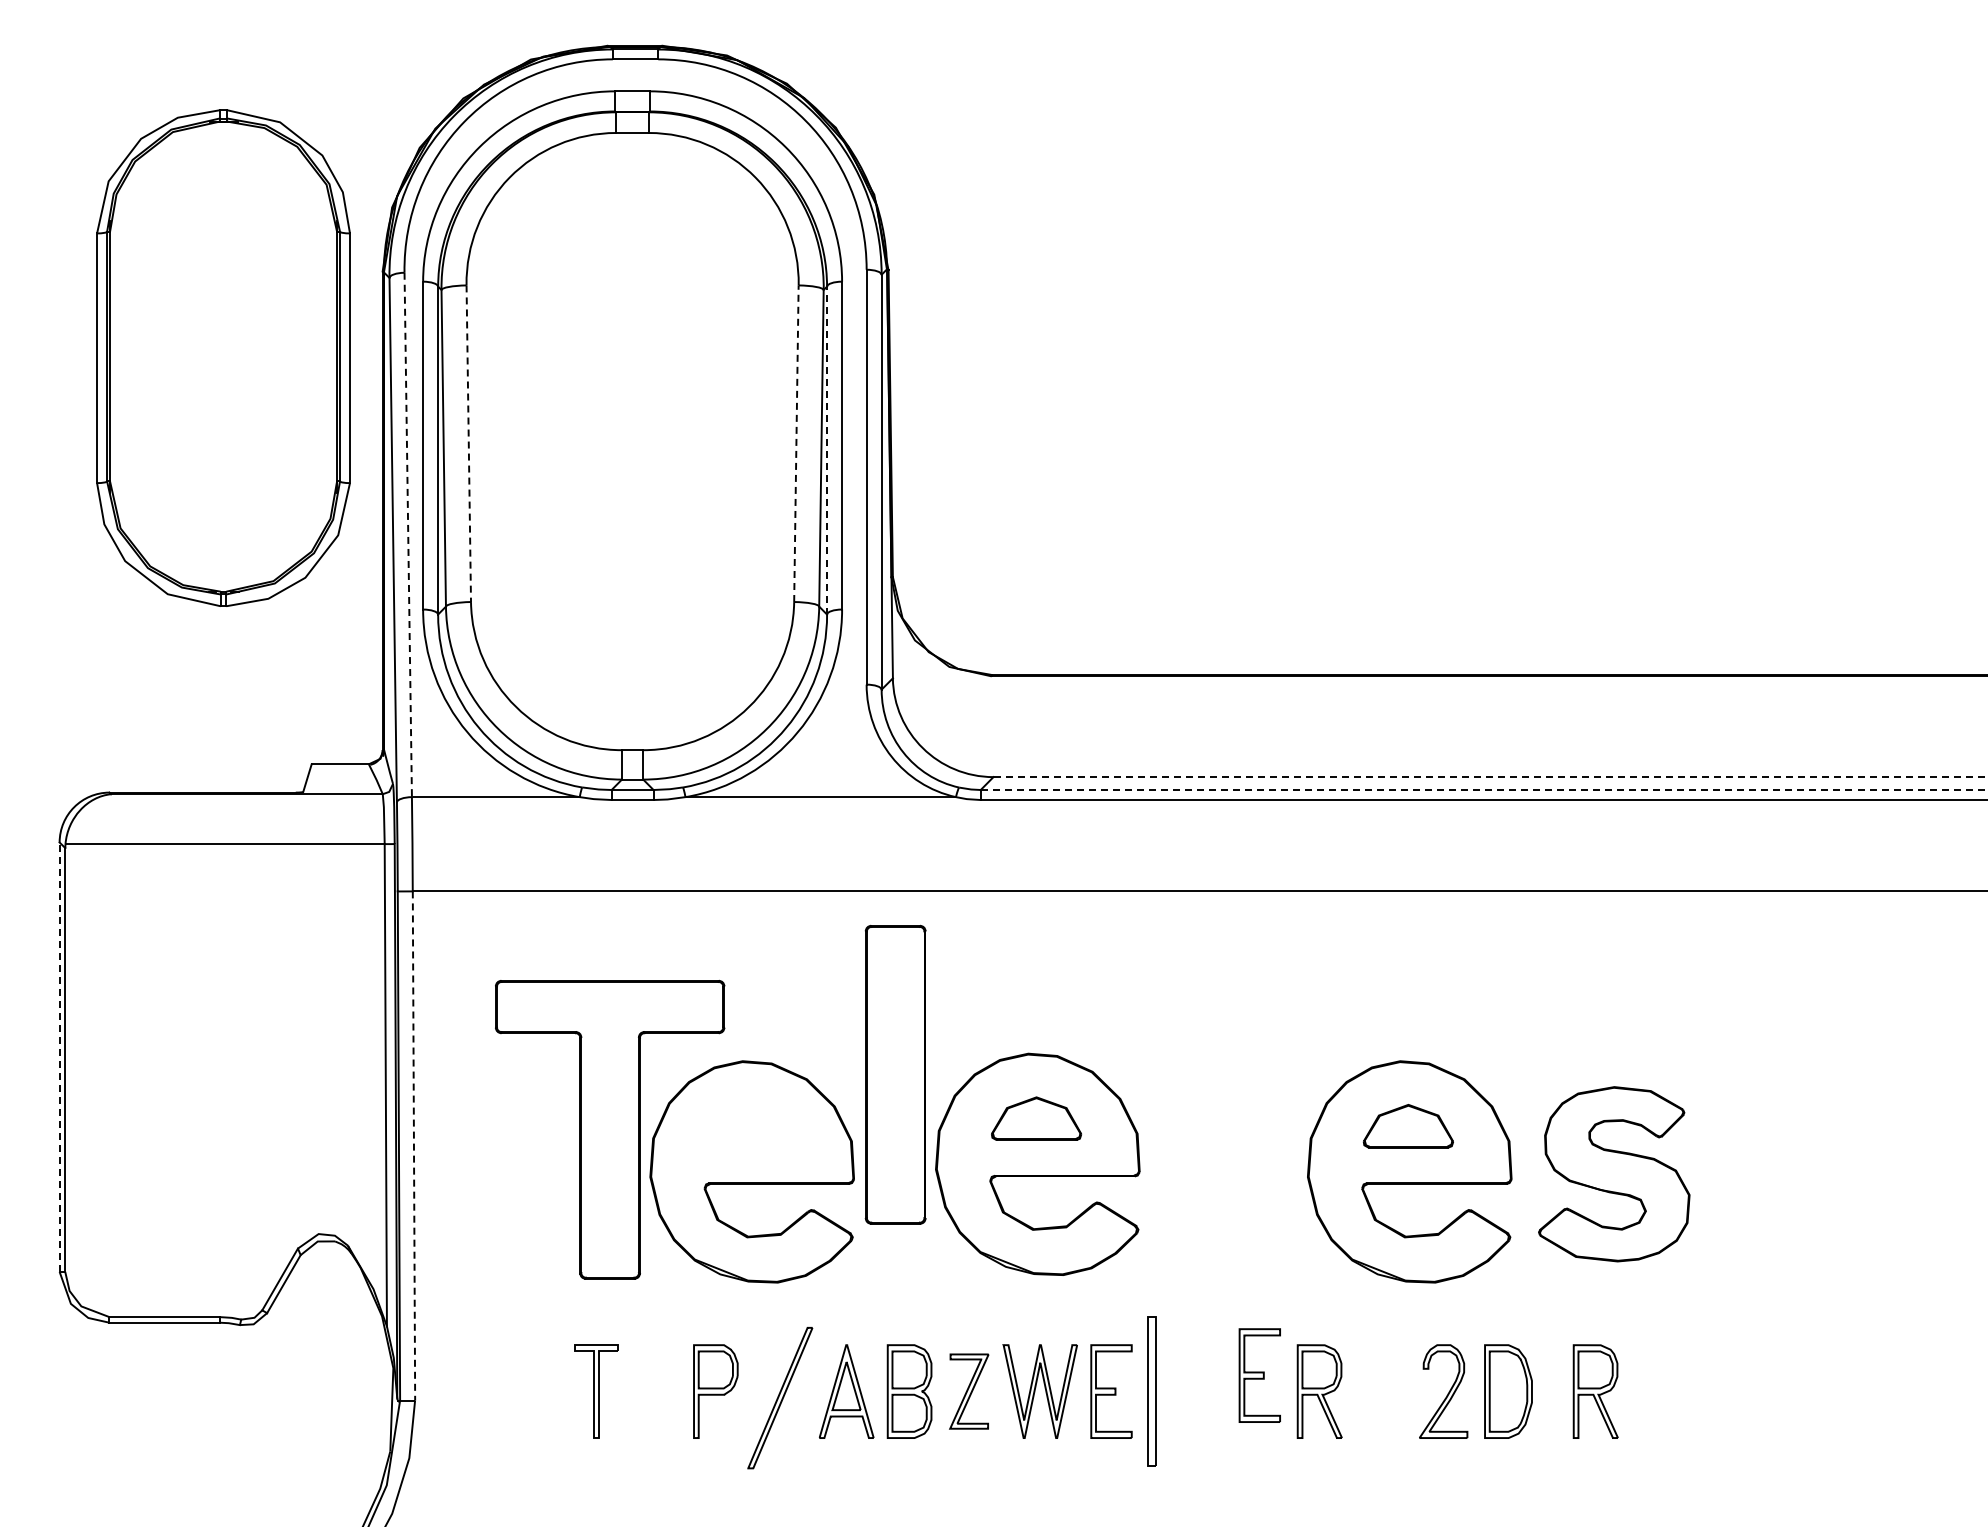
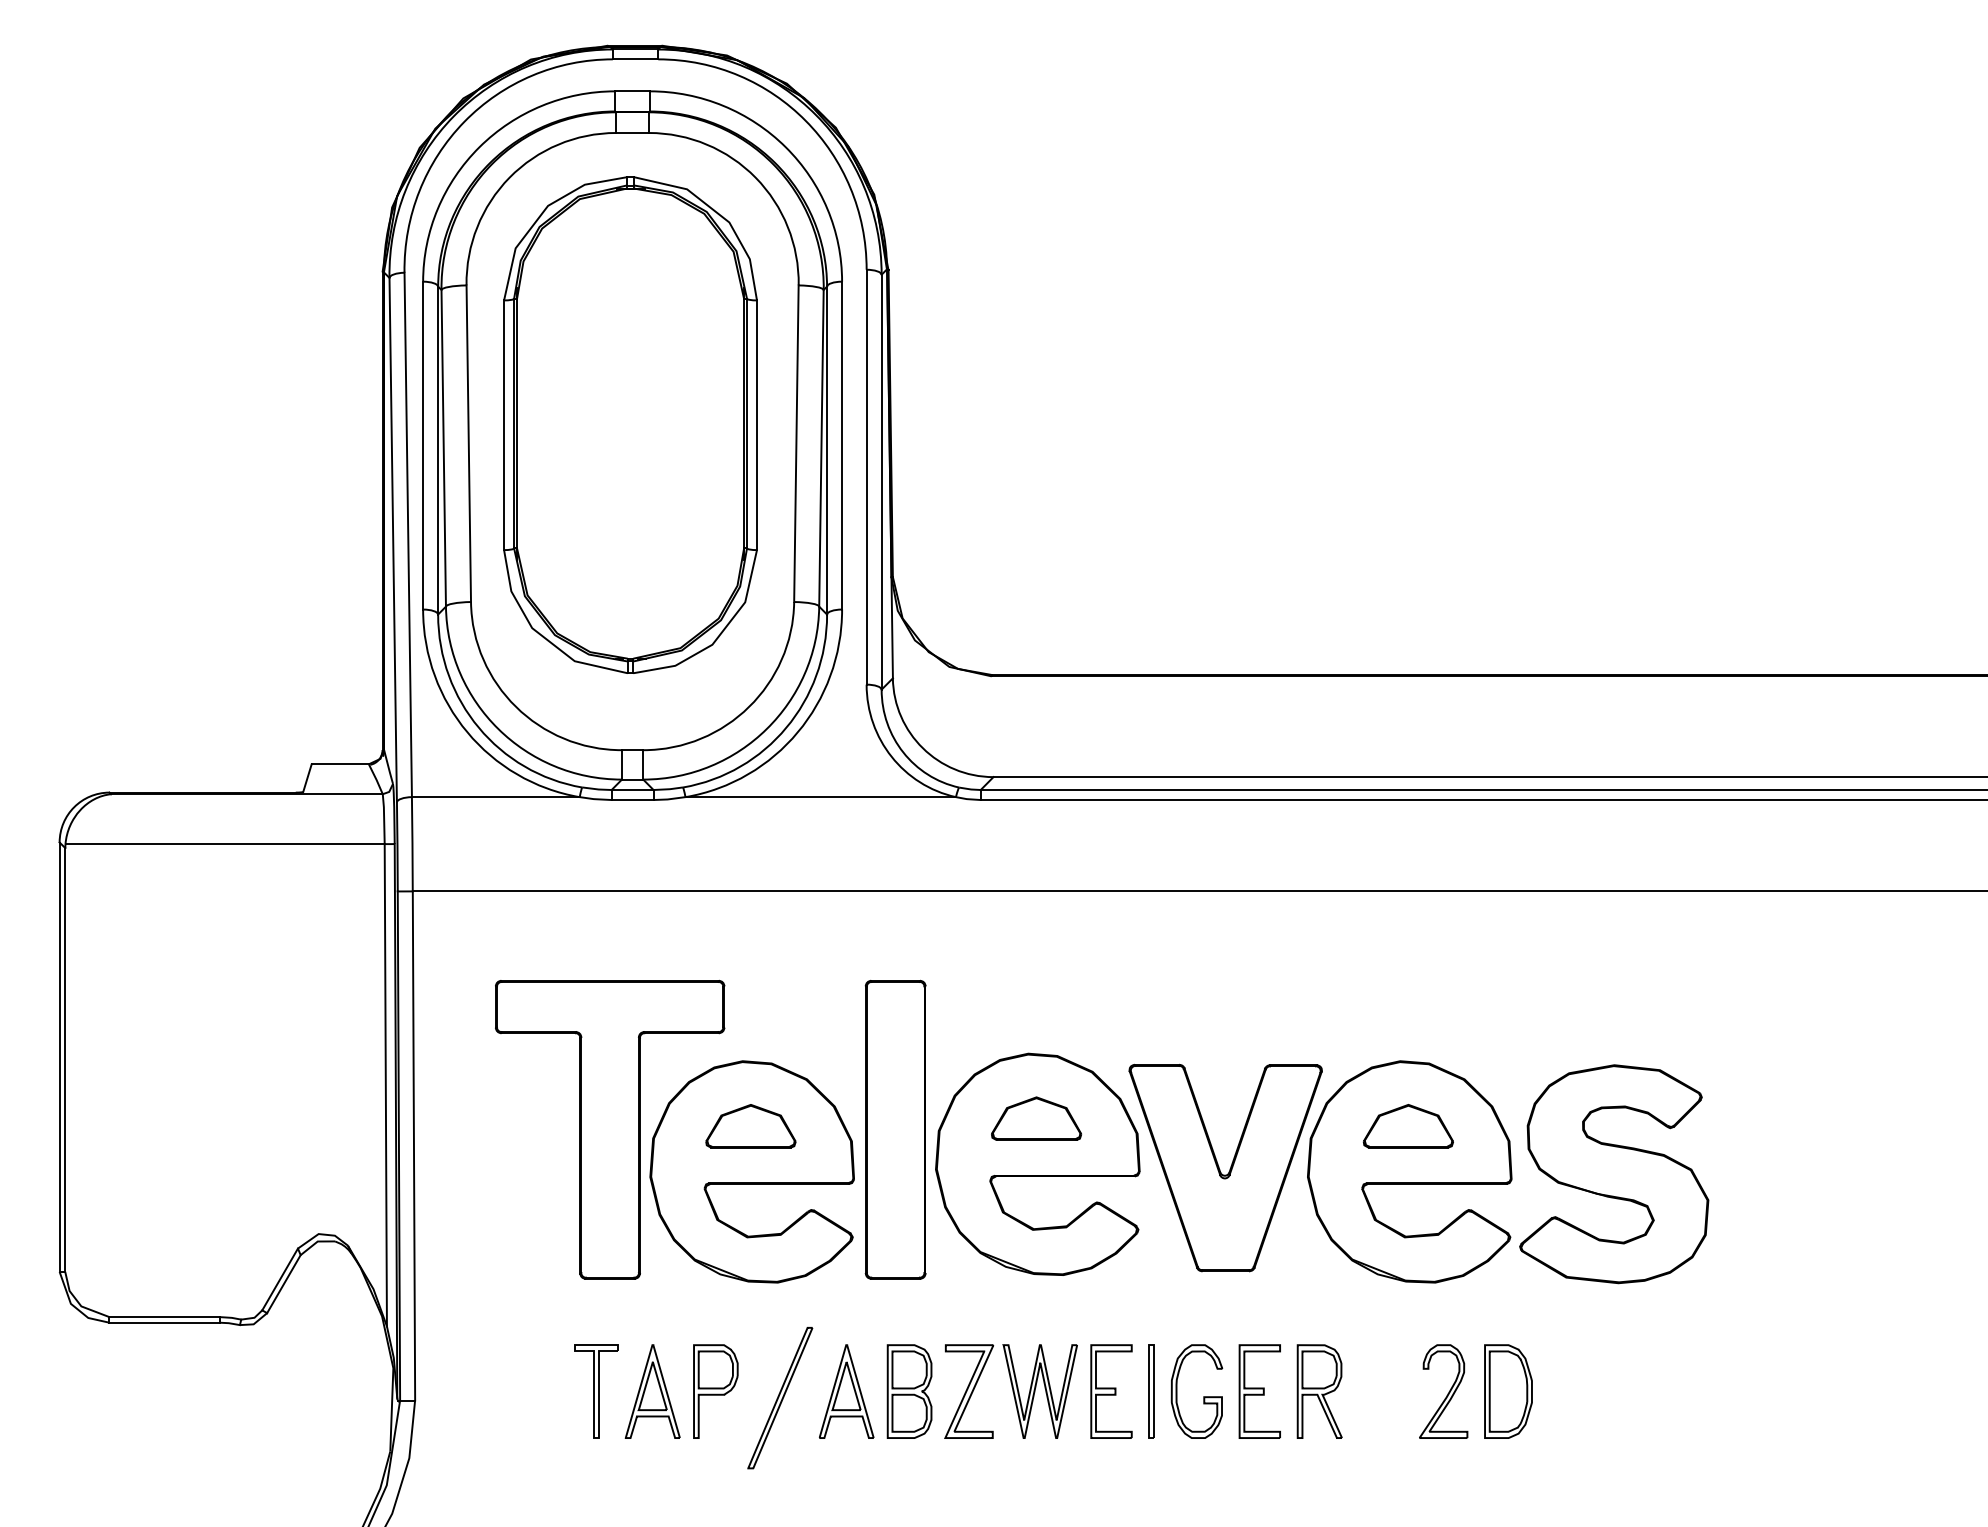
part position: (223, 357) -> (630, 424) (630, 424)
line: dashed -> solid (796, 443)
line: dashed -> solid (468, 444)
line: dashed -> solid (827, 450)
line: dashed -> solid (408, 535)
line: dashed -> solid (1490, 777)
line: dashed -> solid (1484, 790)
line: dashed -> solid (59, 1057)
part position: (895, 1074) -> (895, 1129) (895, 1129)
part: none -> present (750, 1126)
line: dashed -> solid (413, 1145)
part: none -> present (1225, 1168)
part size: 153x177 px -> 191x221 px (1614, 1174)
part position: (1259, 1375) -> (1259, 1391) (1259, 1391)
part: none -> present (652, 1391)
part size: 41x77 px -> 51x95 px (969, 1391)
part size: 10x151 px -> 7x95 px (1151, 1391)
part: present -> none (1595, 1391)
part: none -> present (1203, 1396)
